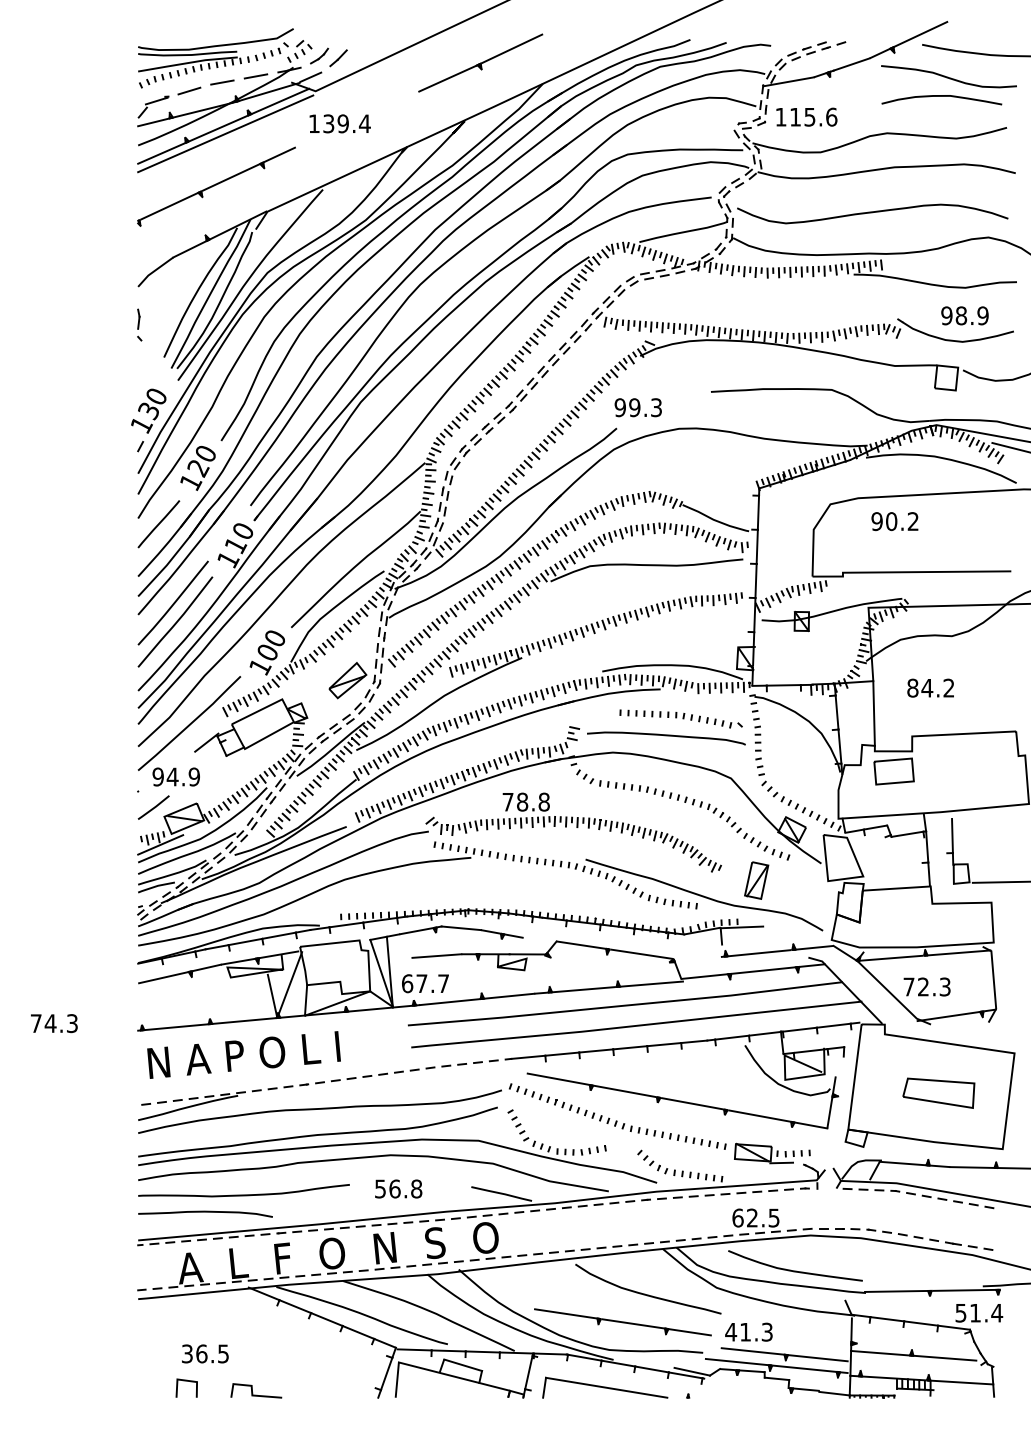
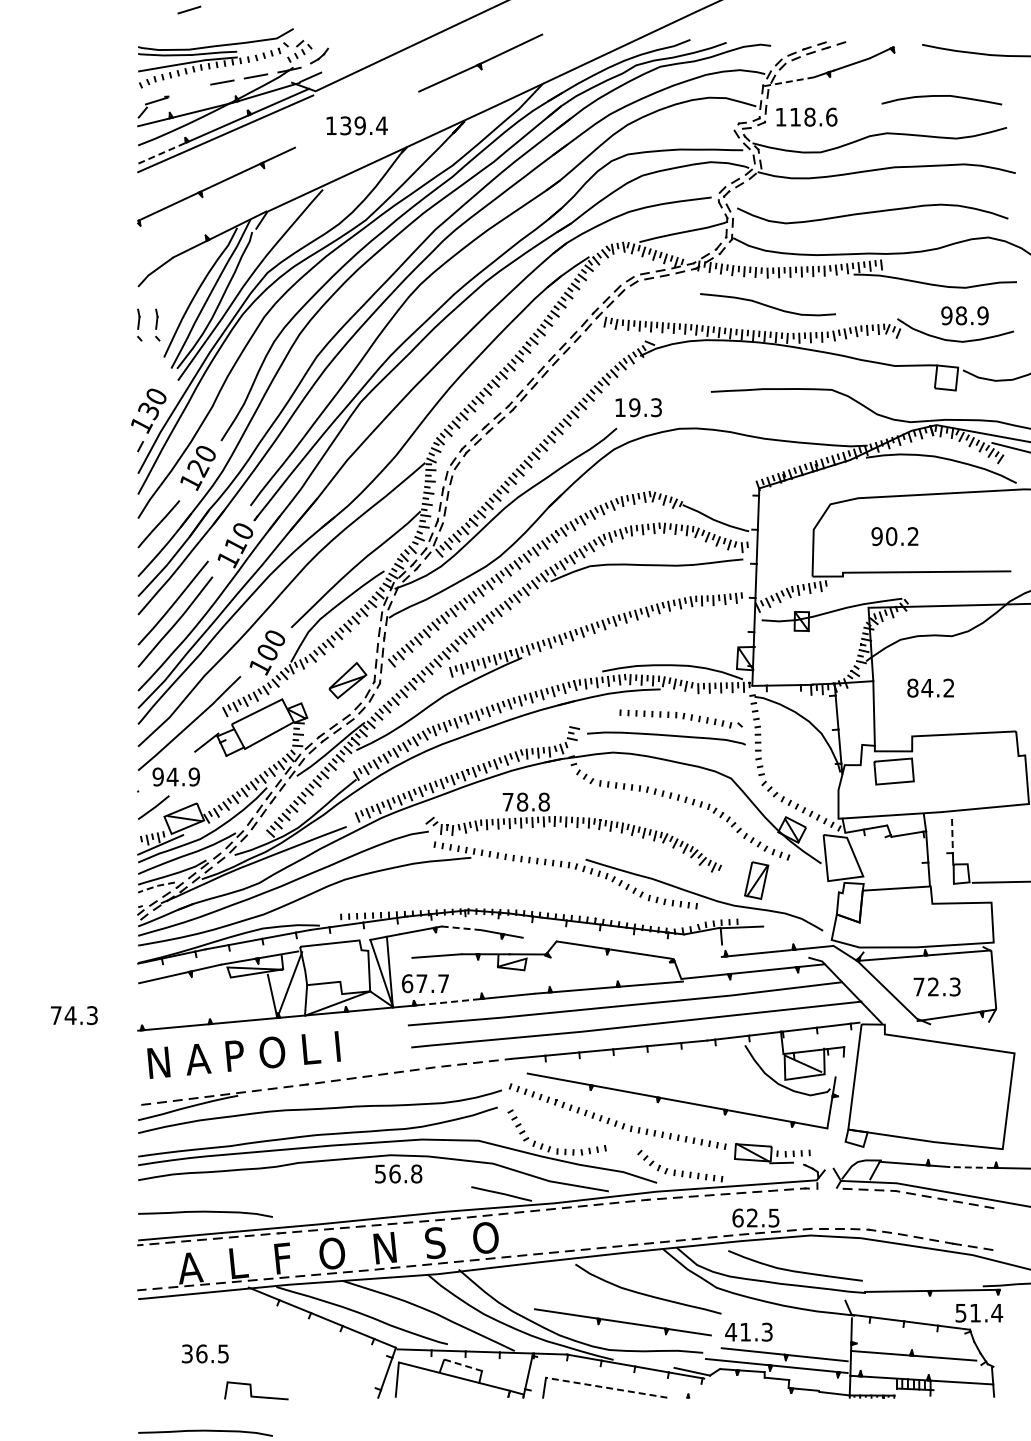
line: present -> none (920, 34)
line: present -> none (338, 58)
curve position: (948, 76) -> (767, 304) (767, 304)
line: solid -> dashed (789, 81)
line position: (189, 90) -> (189, 9) (189, 9)
text: 115.6 -> 118.6 (809, 116)
text position: (339, 123) -> (356, 125) (356, 125)
line: solid -> dashed (161, 153)
part: none -> present (157, 324)
text: 99.3 -> 19.3 (619, 407)
text position: (894, 521) -> (894, 536) (894, 536)
line: solid -> dashed (952, 836)
line: solid -> dashed (156, 886)
line: solid -> dashed (461, 928)
text position: (926, 986) -> (936, 986) (936, 986)
line: solid -> dashed (449, 1002)
text position: (54, 1023) -> (74, 1015) (74, 1015)
part: present -> none (938, 1092)
line: solid -> dashed (972, 1167)
text position: (398, 1188) -> (398, 1173) (398, 1173)
curve: present -> none (243, 1194)
line: solid -> dashed (463, 1365)
line: present -> none (186, 1381)
line: solid -> dashed (606, 1387)
part size: 53x16 px -> 65x20 px (256, 1390)
curve: none -> present (205, 1431)
